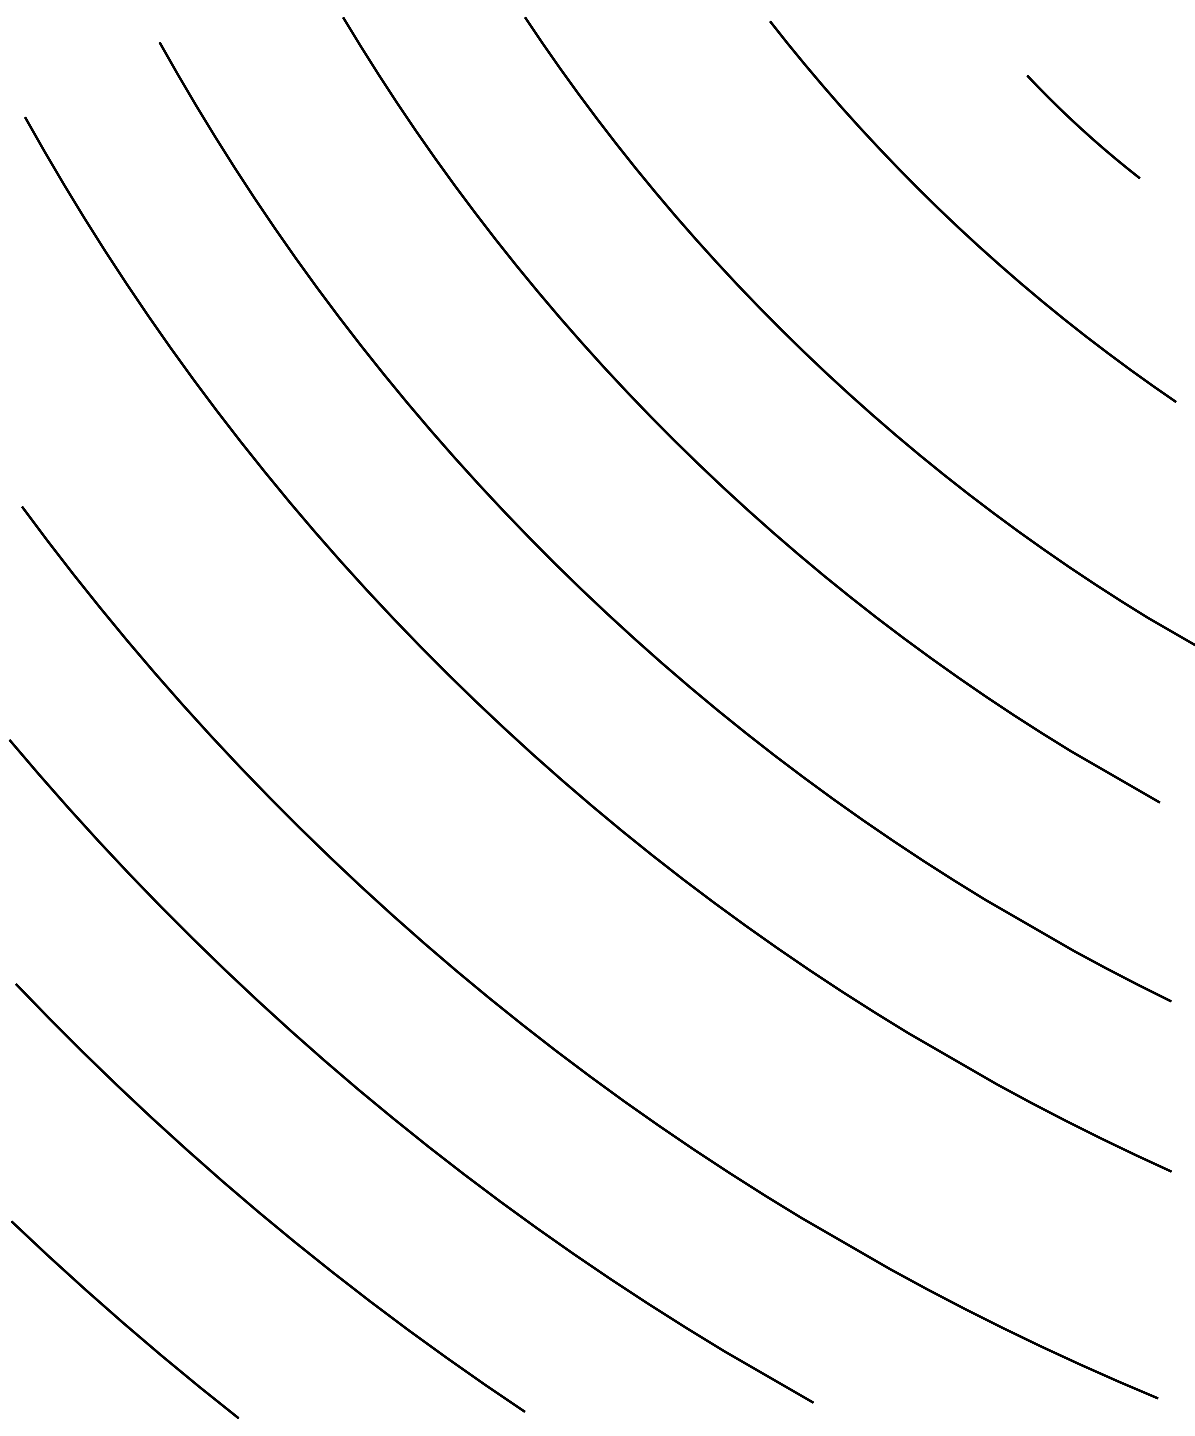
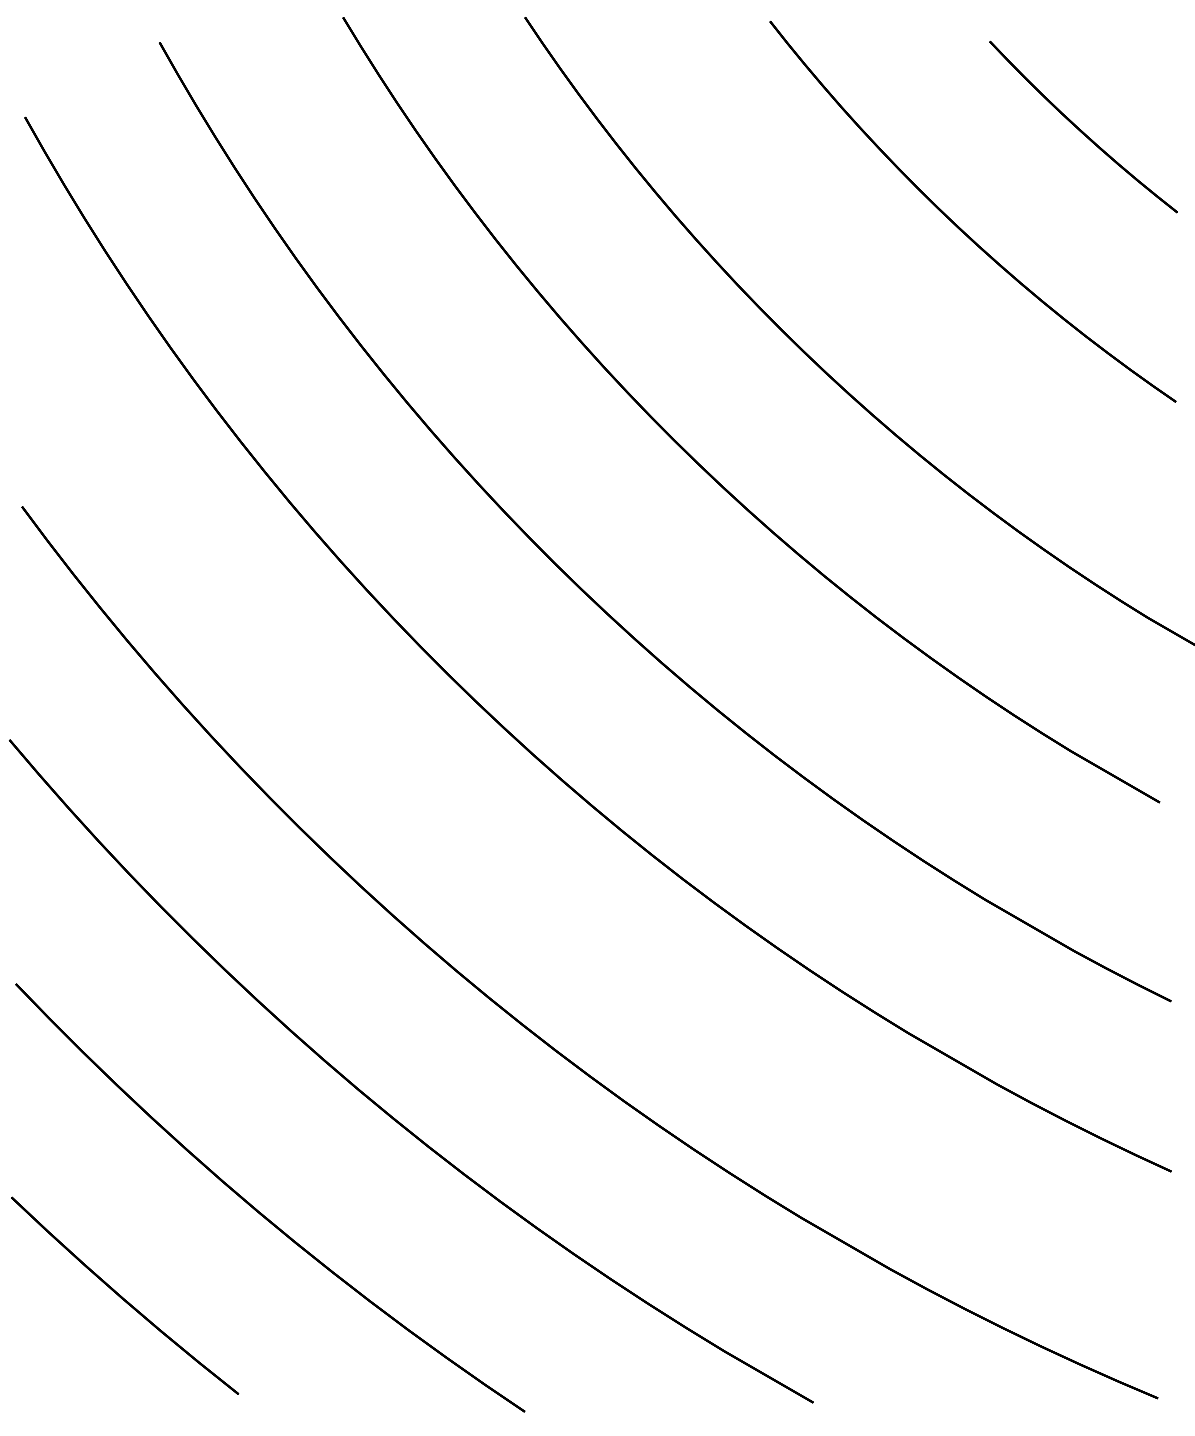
part size: 115x104 px -> 189x174 px (1083, 126)
part position: (125, 1319) -> (125, 1295) (125, 1295)
